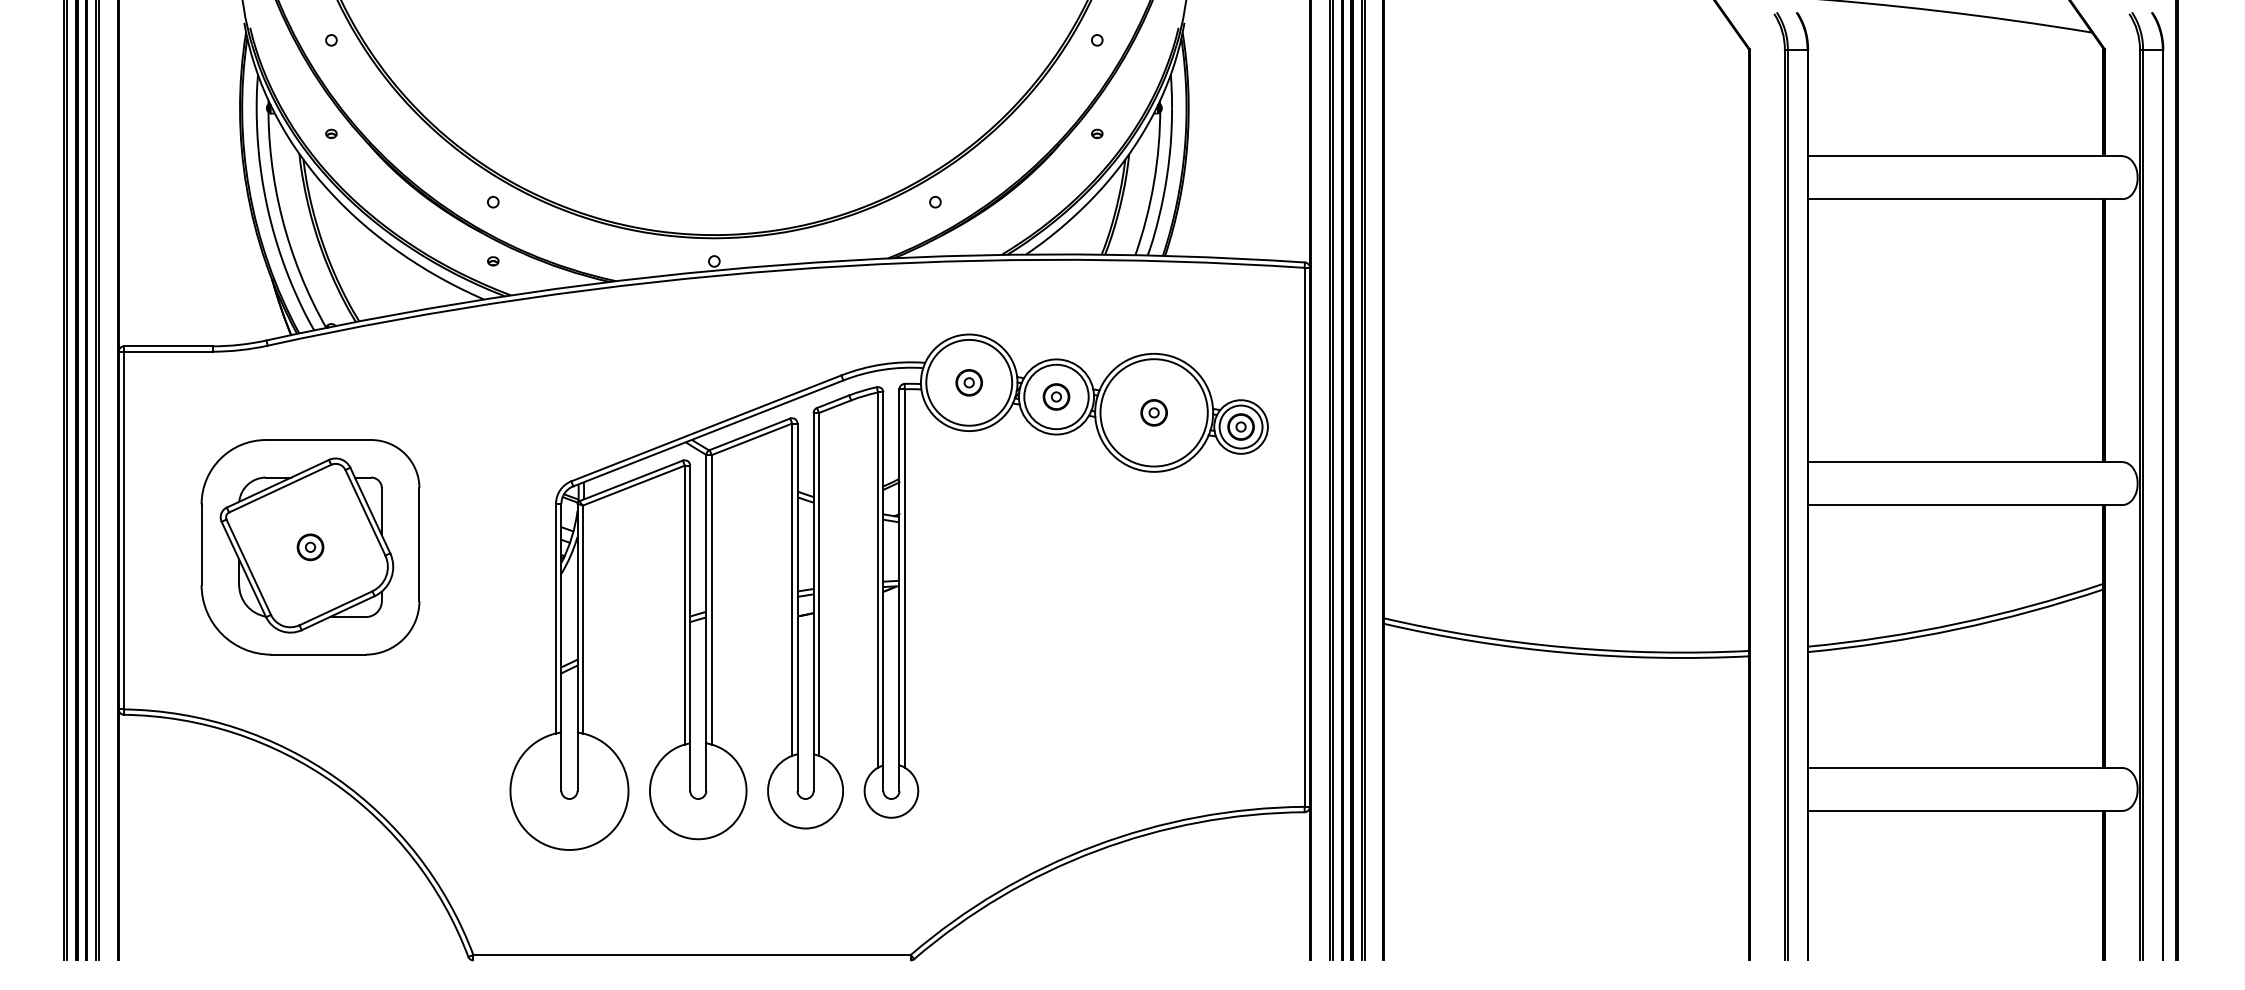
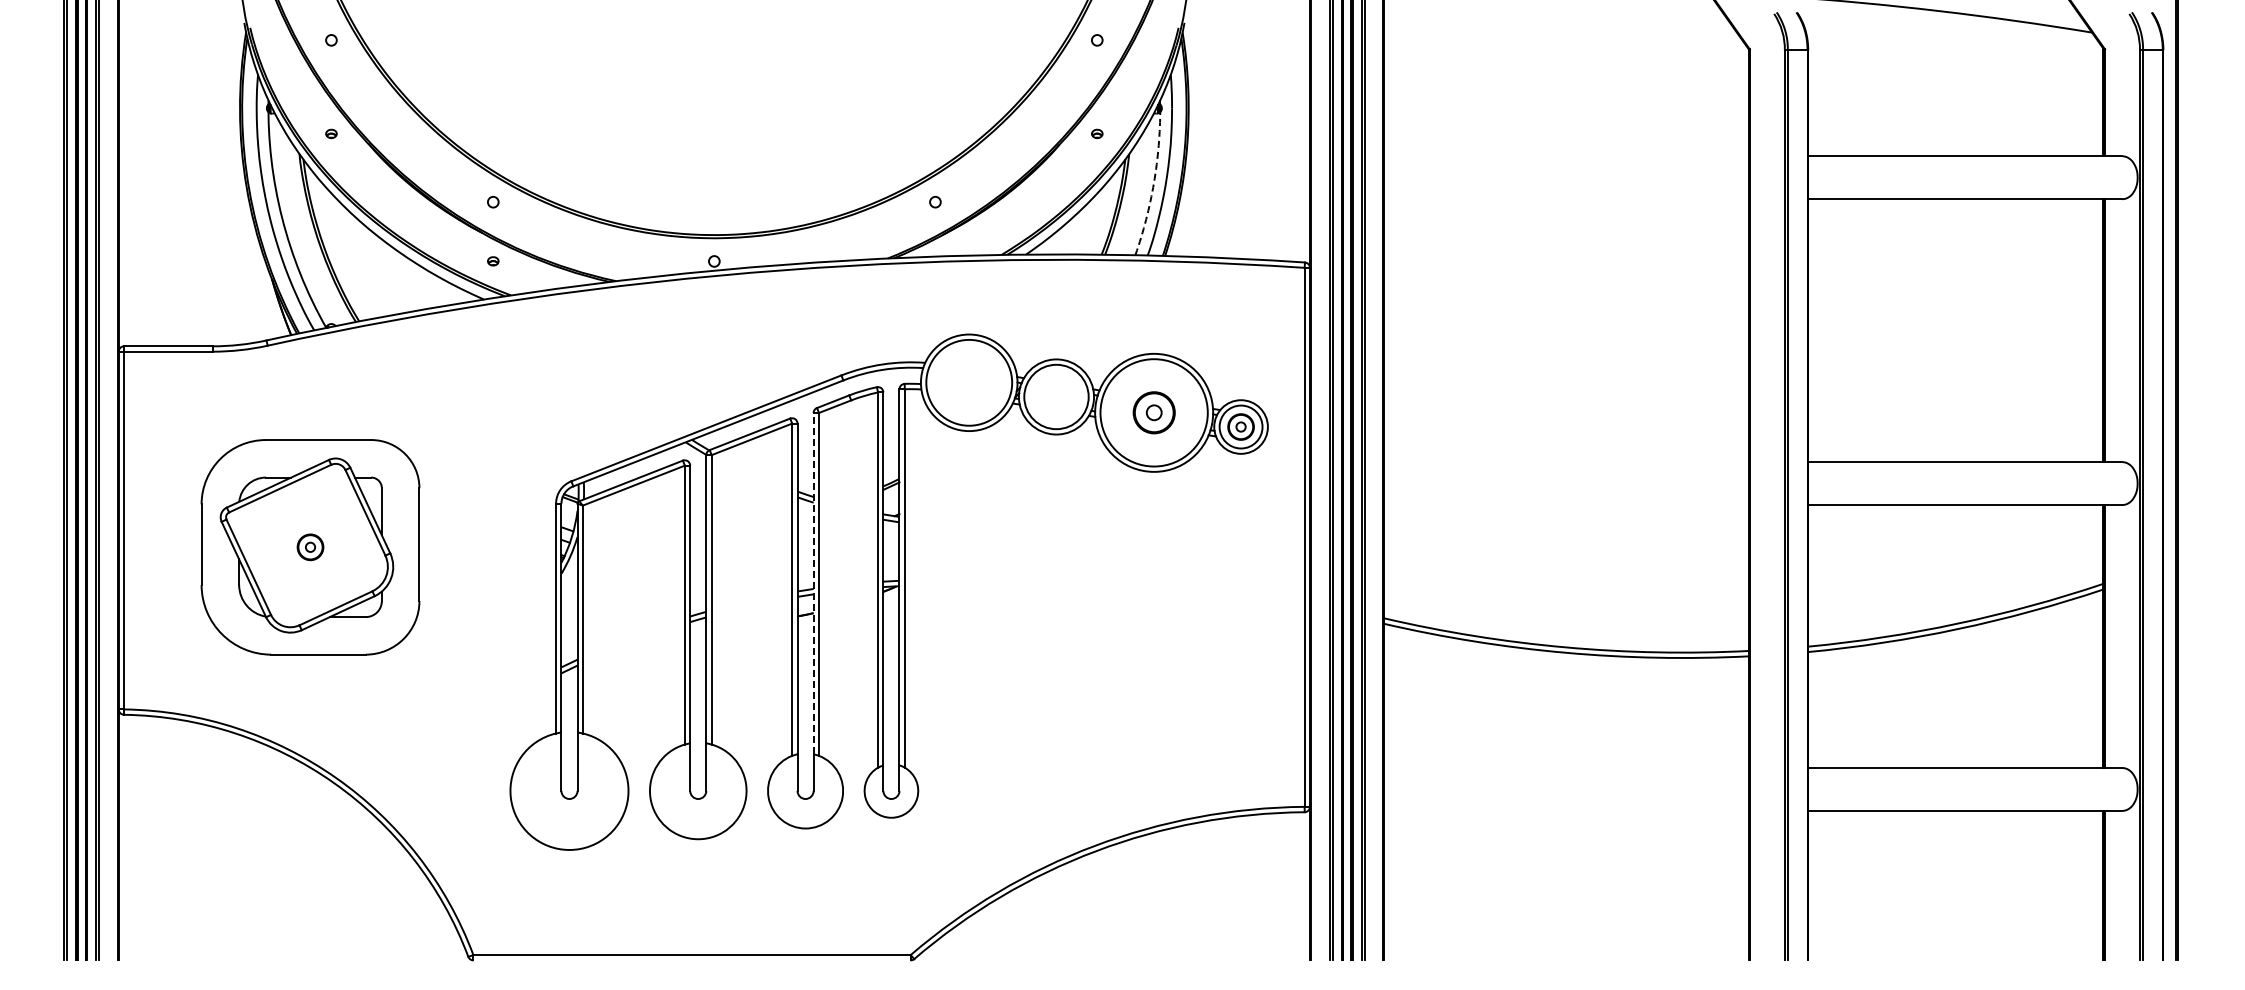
arc: solid -> dashed (1154, 182)
part: present -> none (968, 382)
part: present -> none (1056, 396)
part size: 28x28 px -> 44x44 px (1153, 412)
line: solid -> dashed (813, 583)
